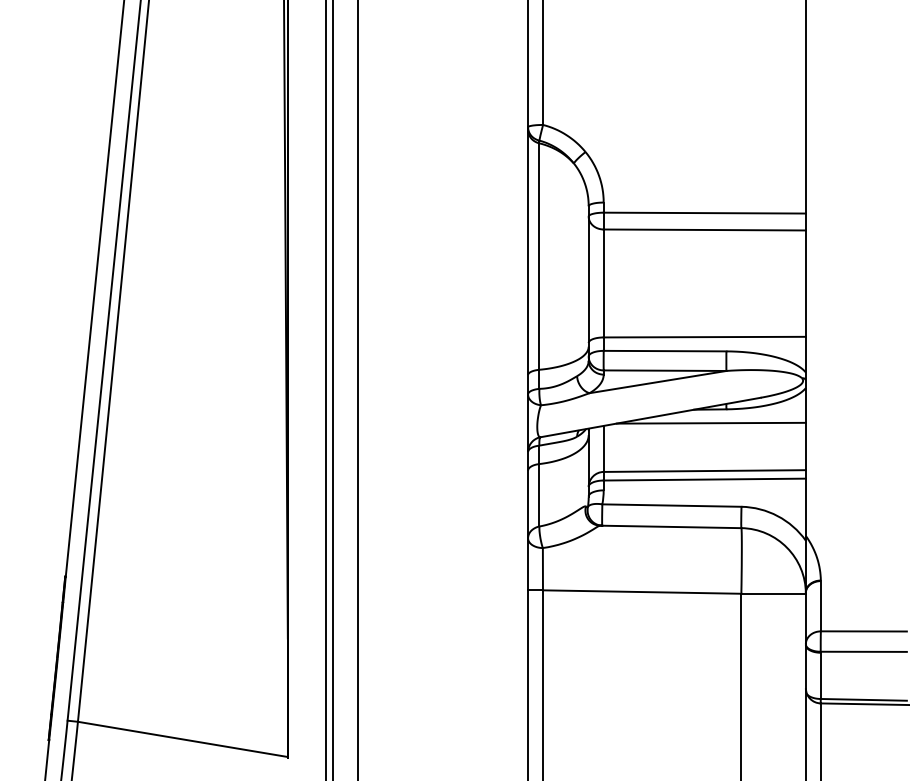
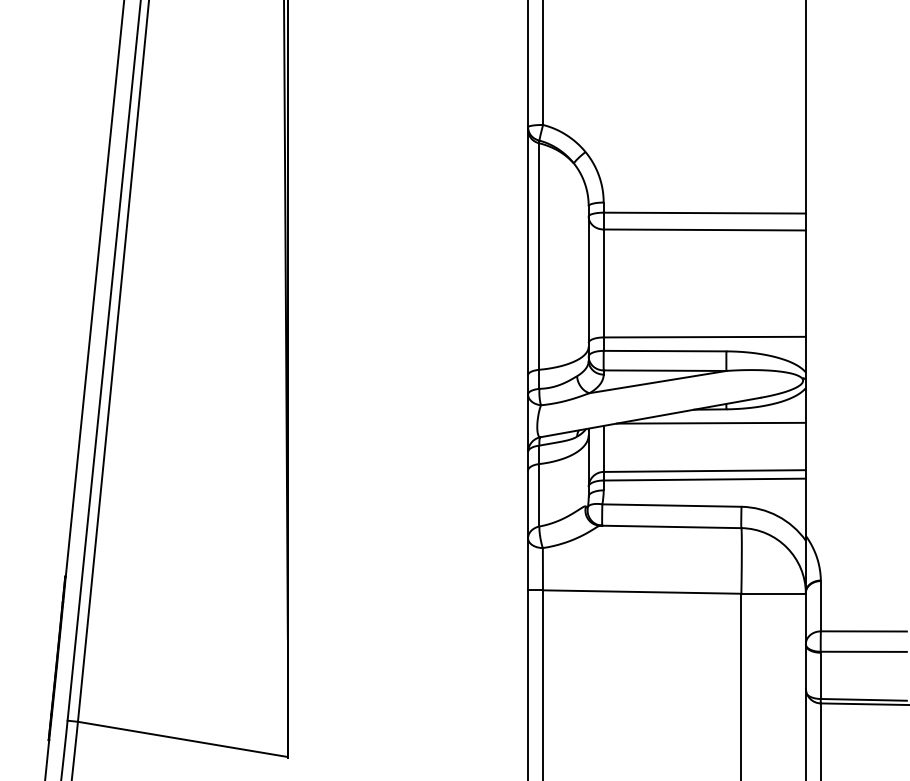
line: present -> none (325, 389)
line: present -> none (333, 389)
line: present -> none (358, 389)
